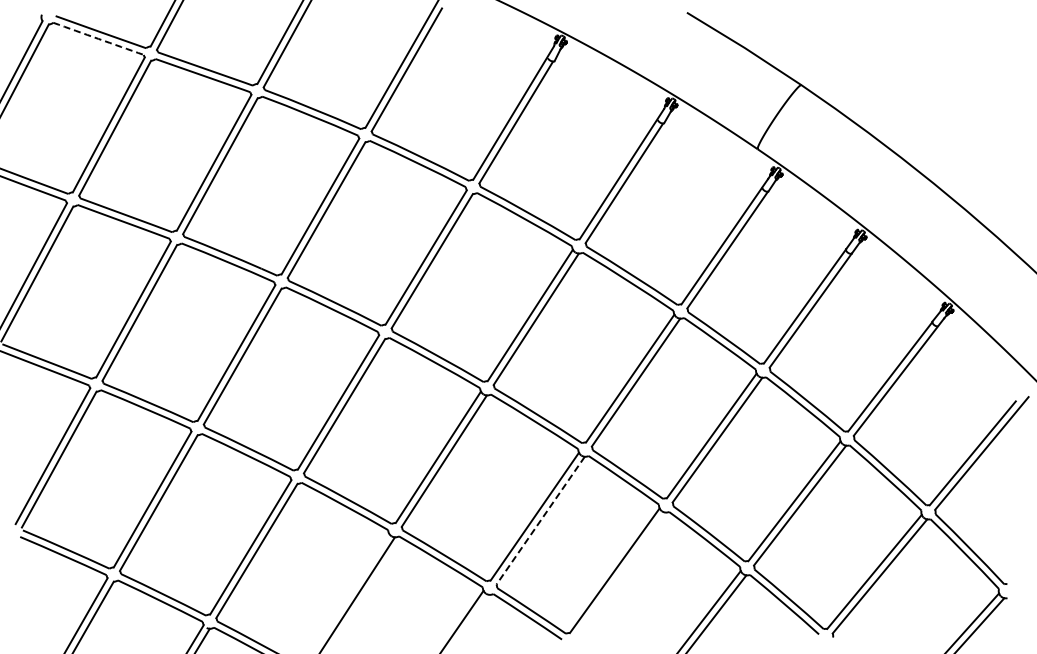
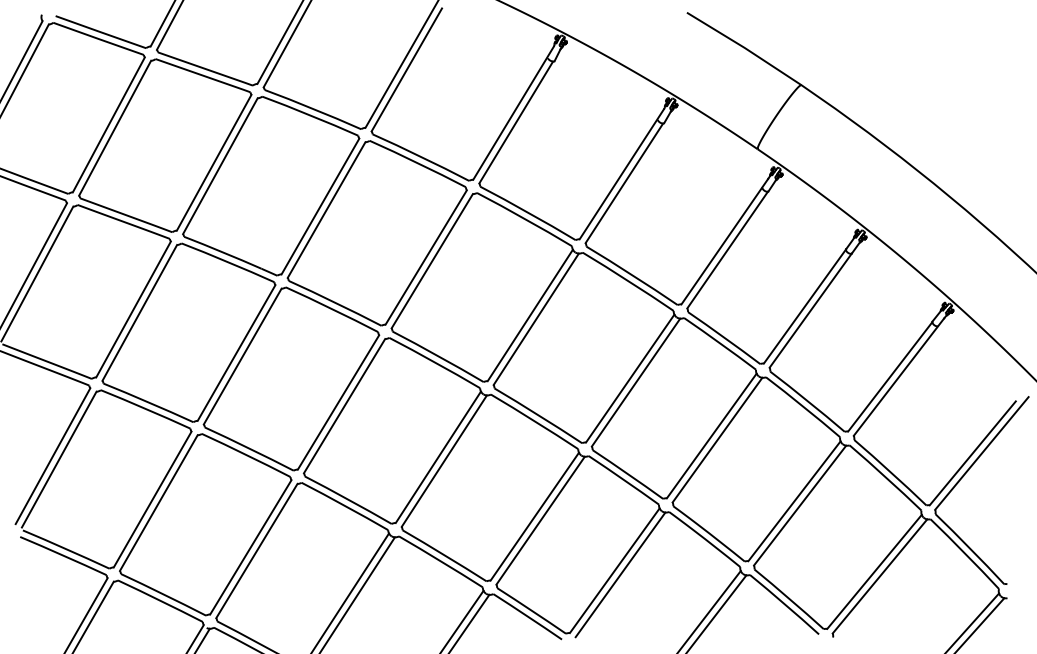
arc: dashed -> solid (98, 38)
line: dashed -> solid (540, 520)
line: none -> present (620, 574)
line: none -> present (351, 591)
line: none -> present (469, 622)
